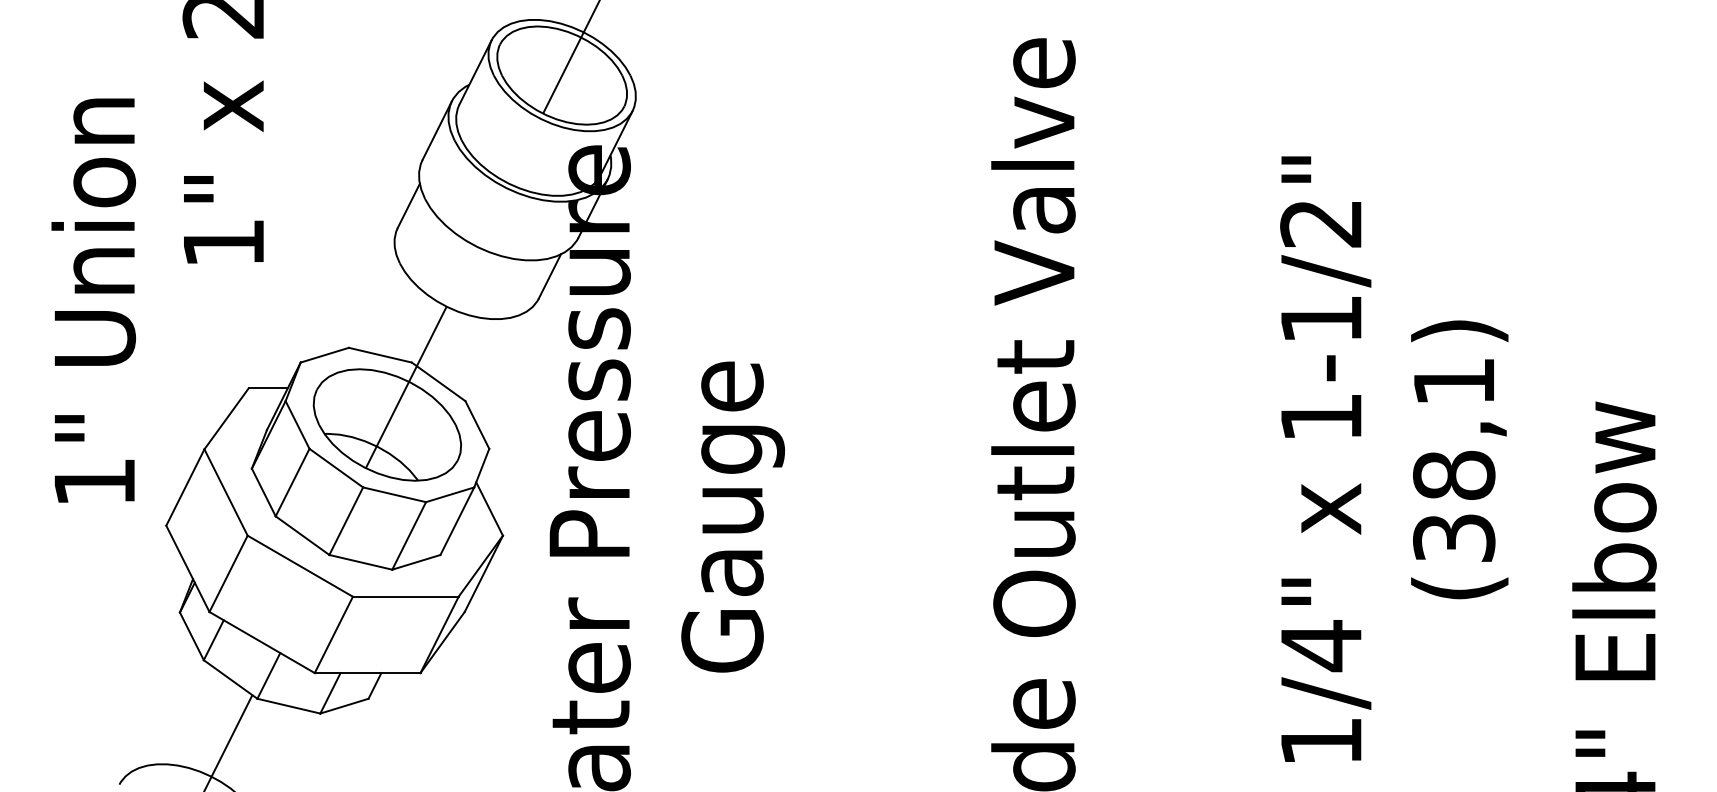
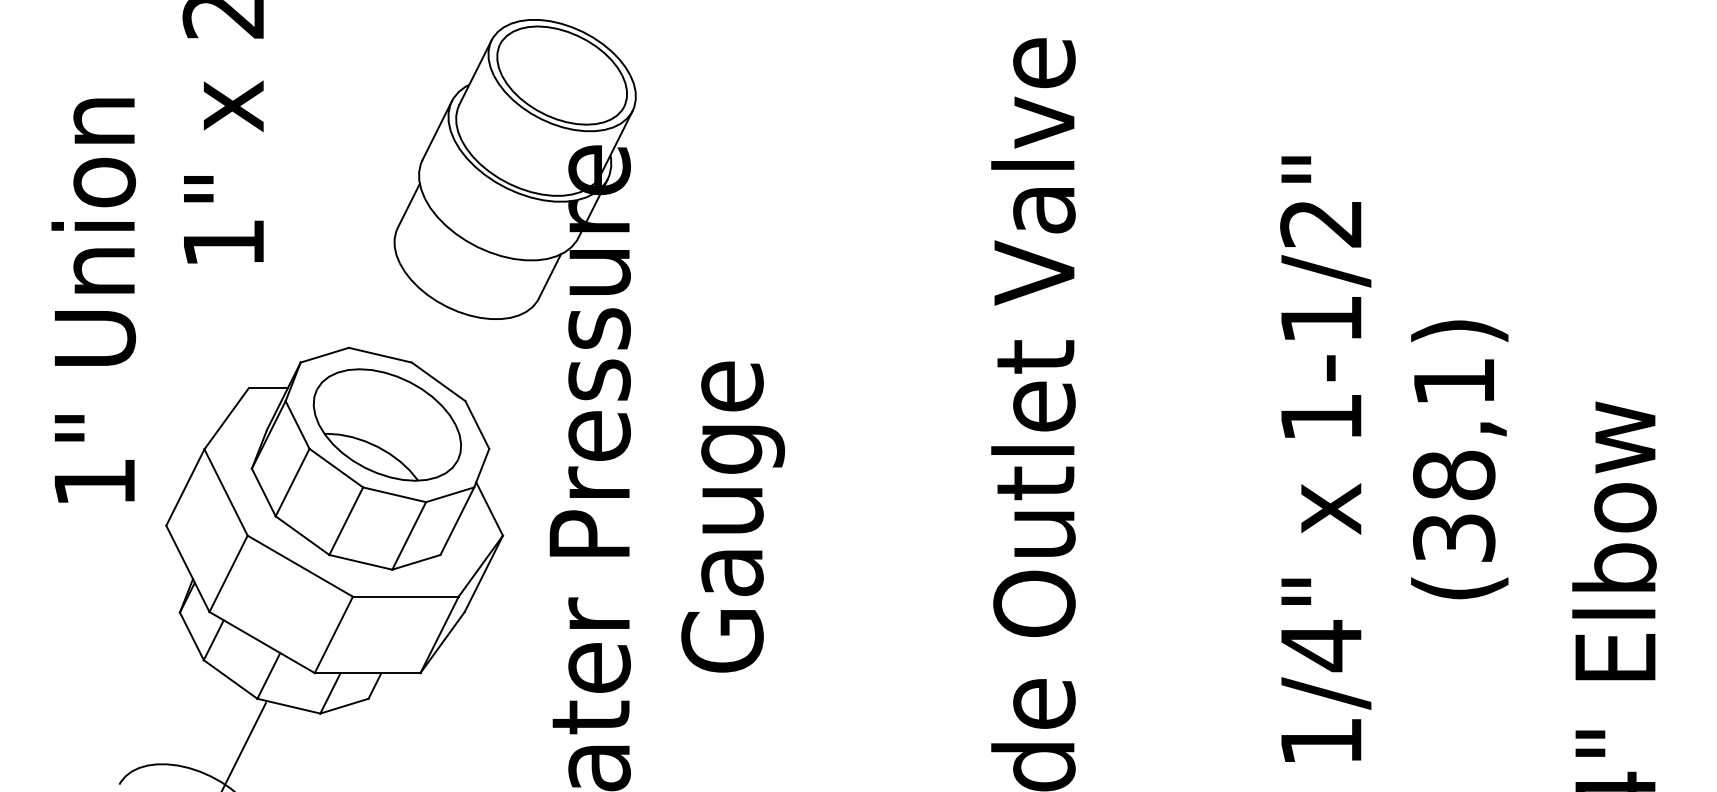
line: present -> none (570, 57)
line: present -> none (405, 387)
line position: (228, 741) -> (244, 745) (244, 745)
